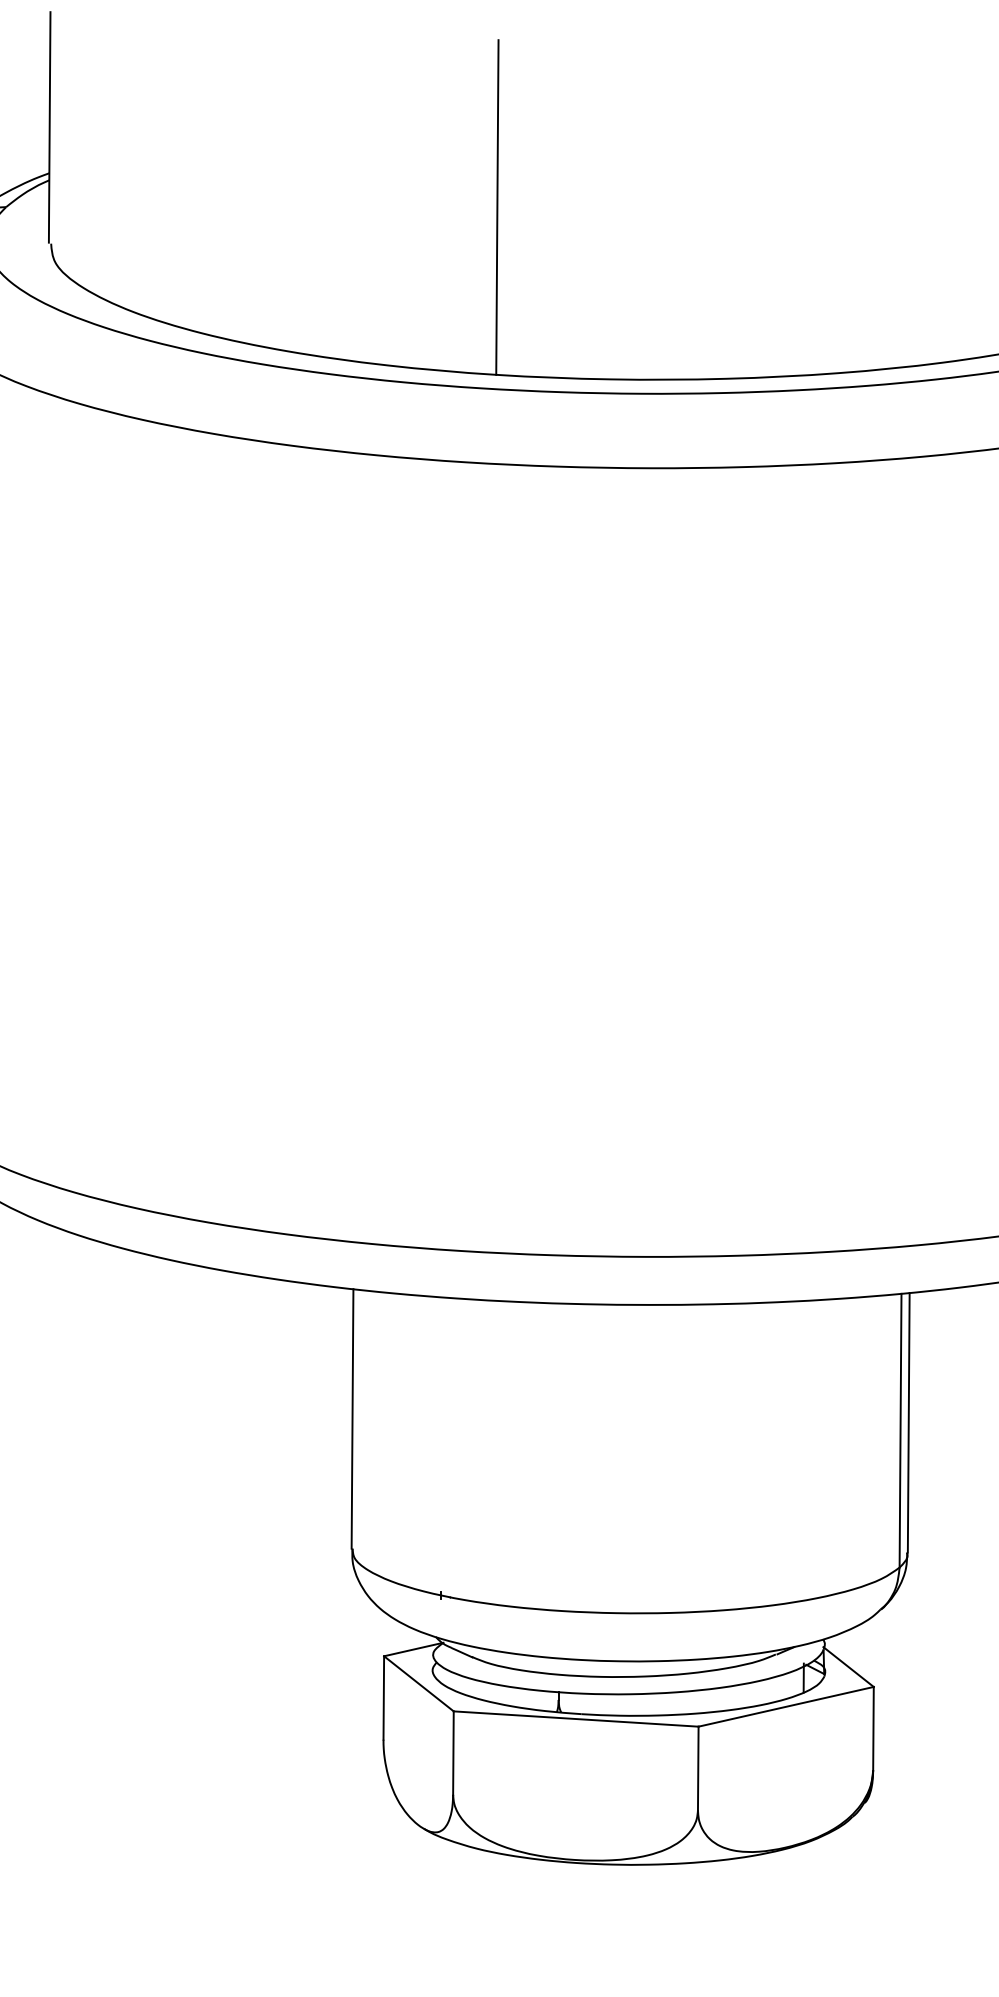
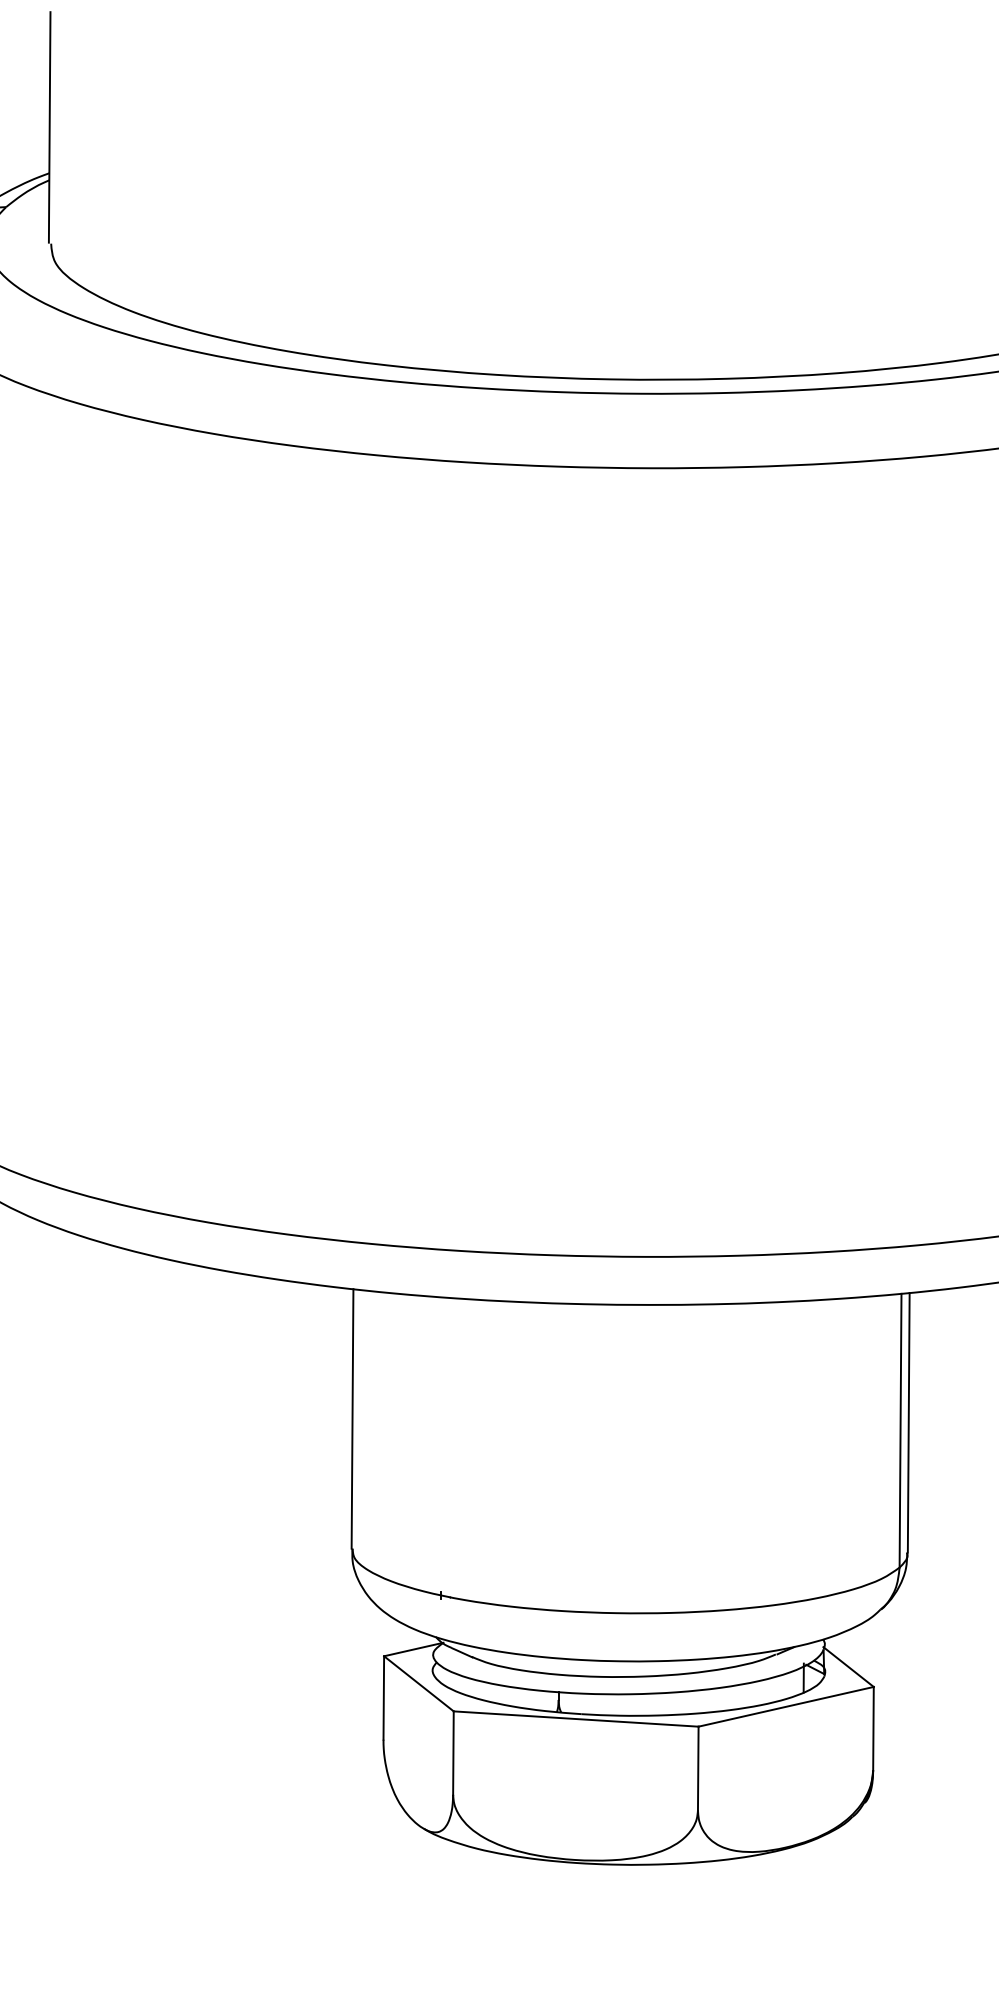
line: present -> none (497, 207)
